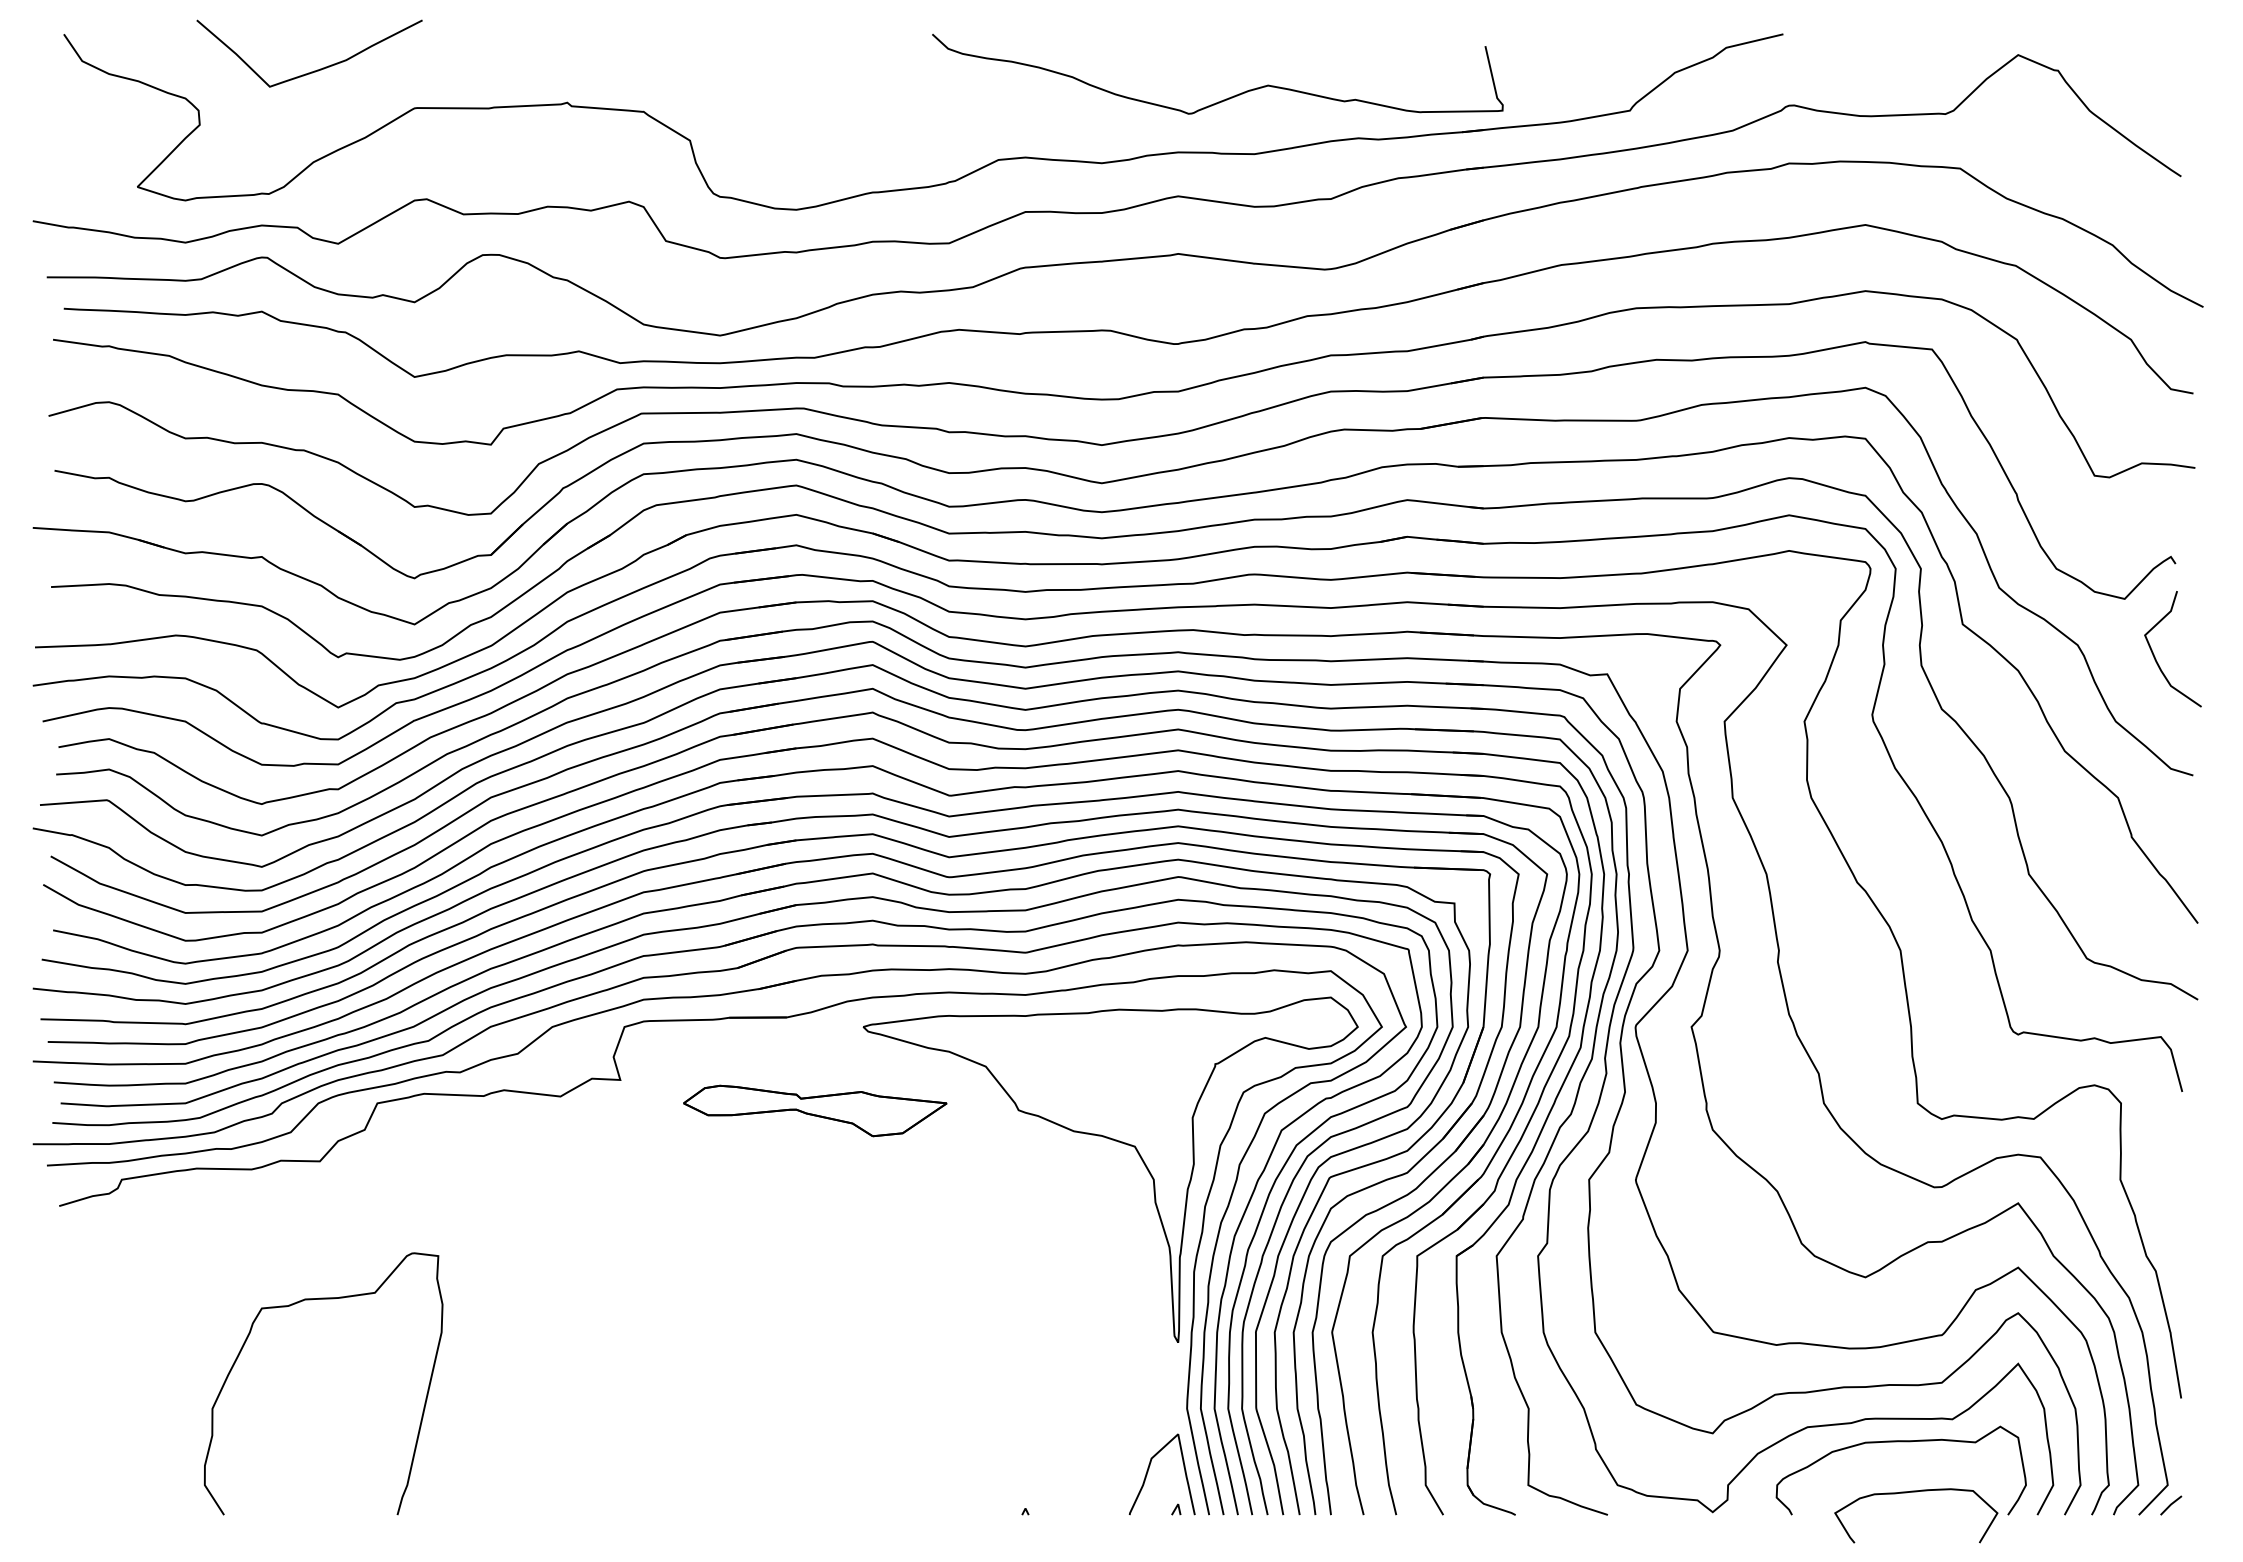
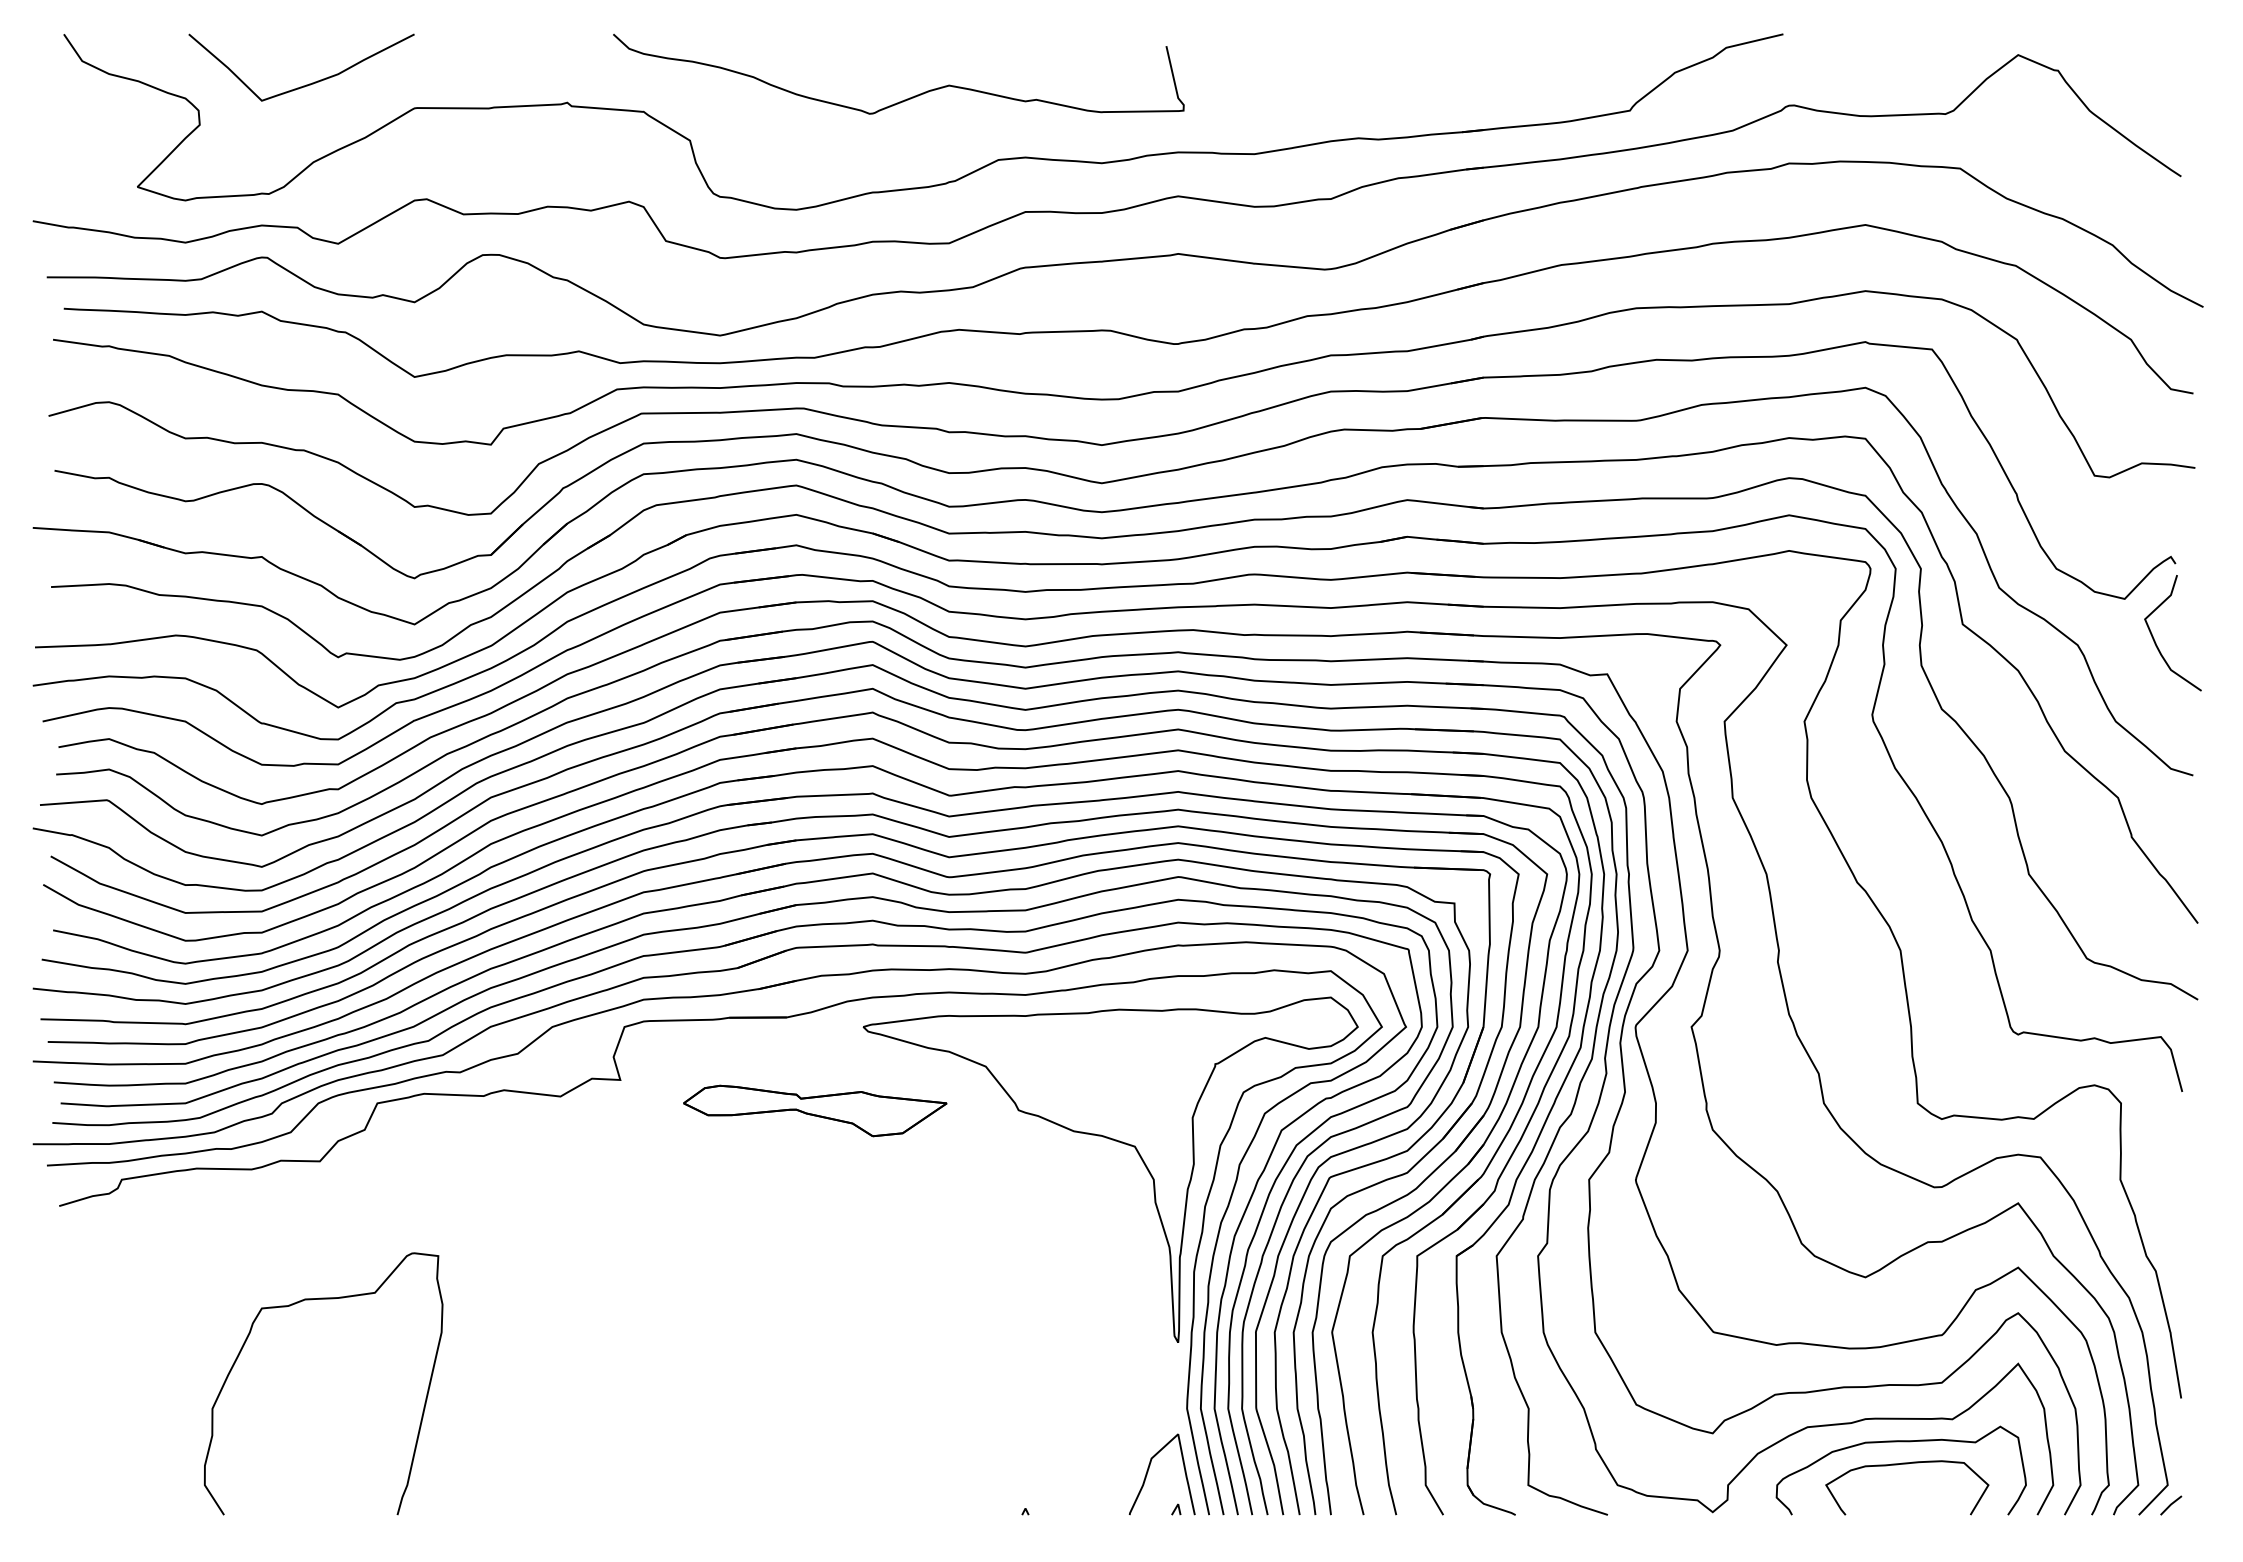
curve position: (314, 70) -> (306, 84) (306, 84)
curve position: (1228, 97) -> (909, 97) (909, 97)
curve position: (2155, 656) -> (2155, 640) (2155, 640)
curve position: (1916, 1492) -> (1907, 1464) (1907, 1464)
